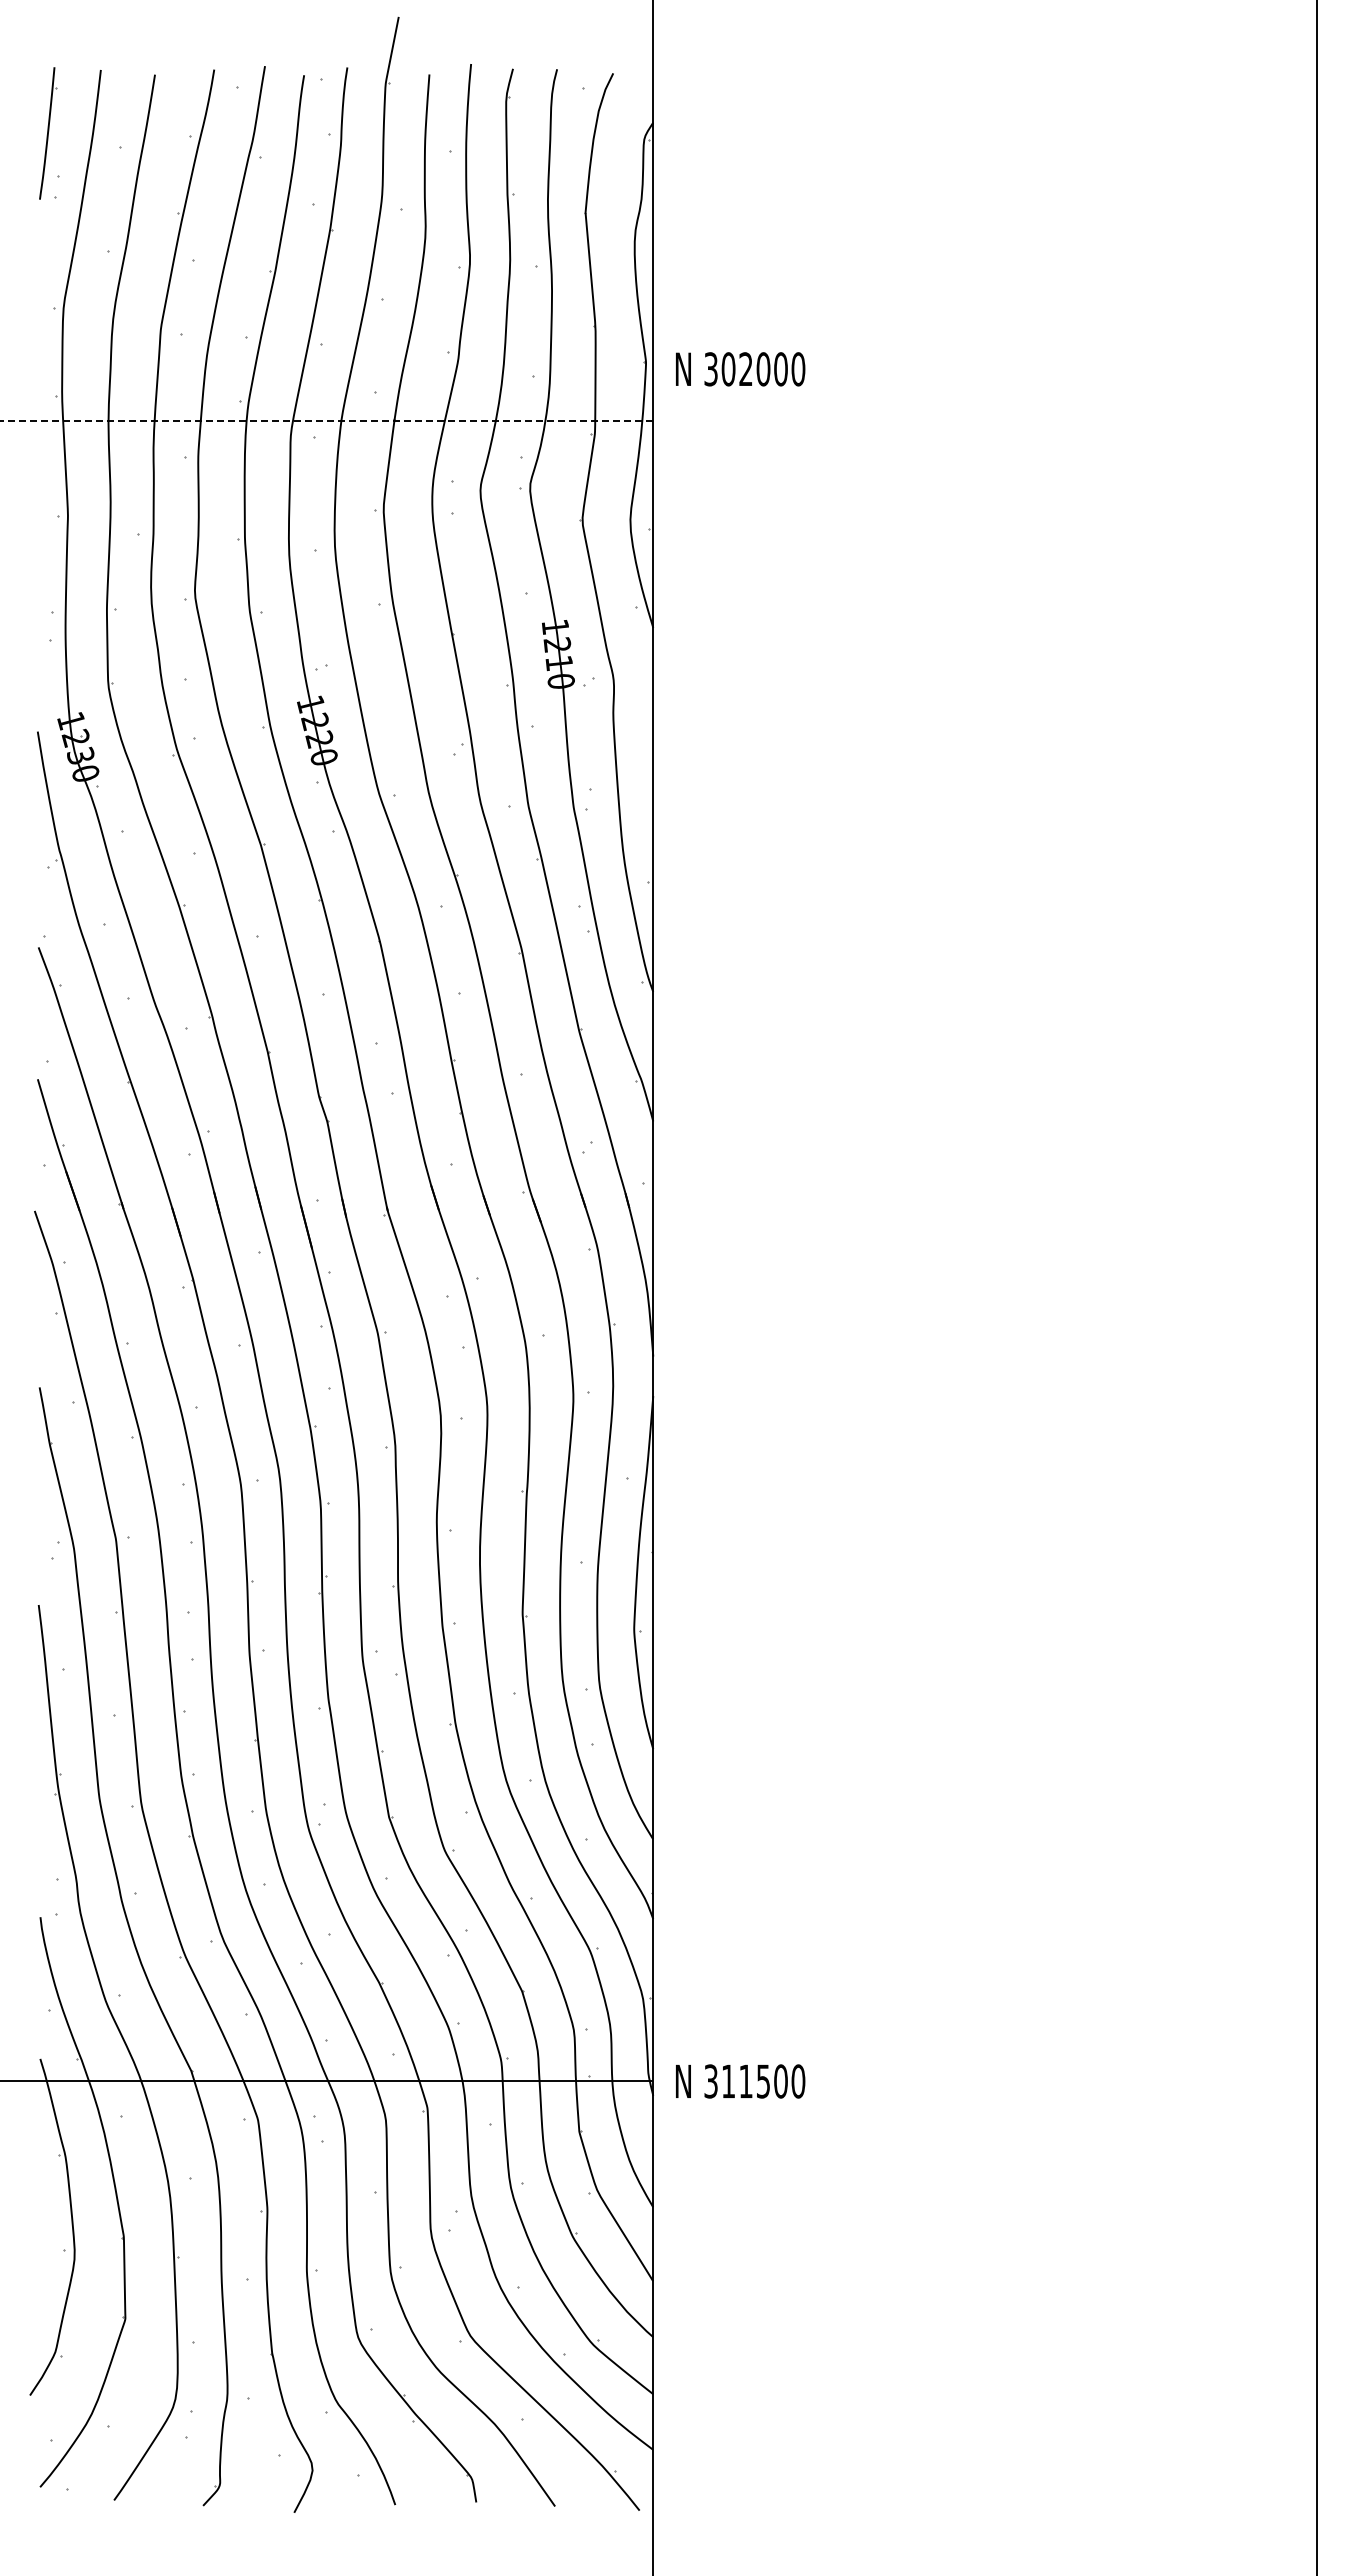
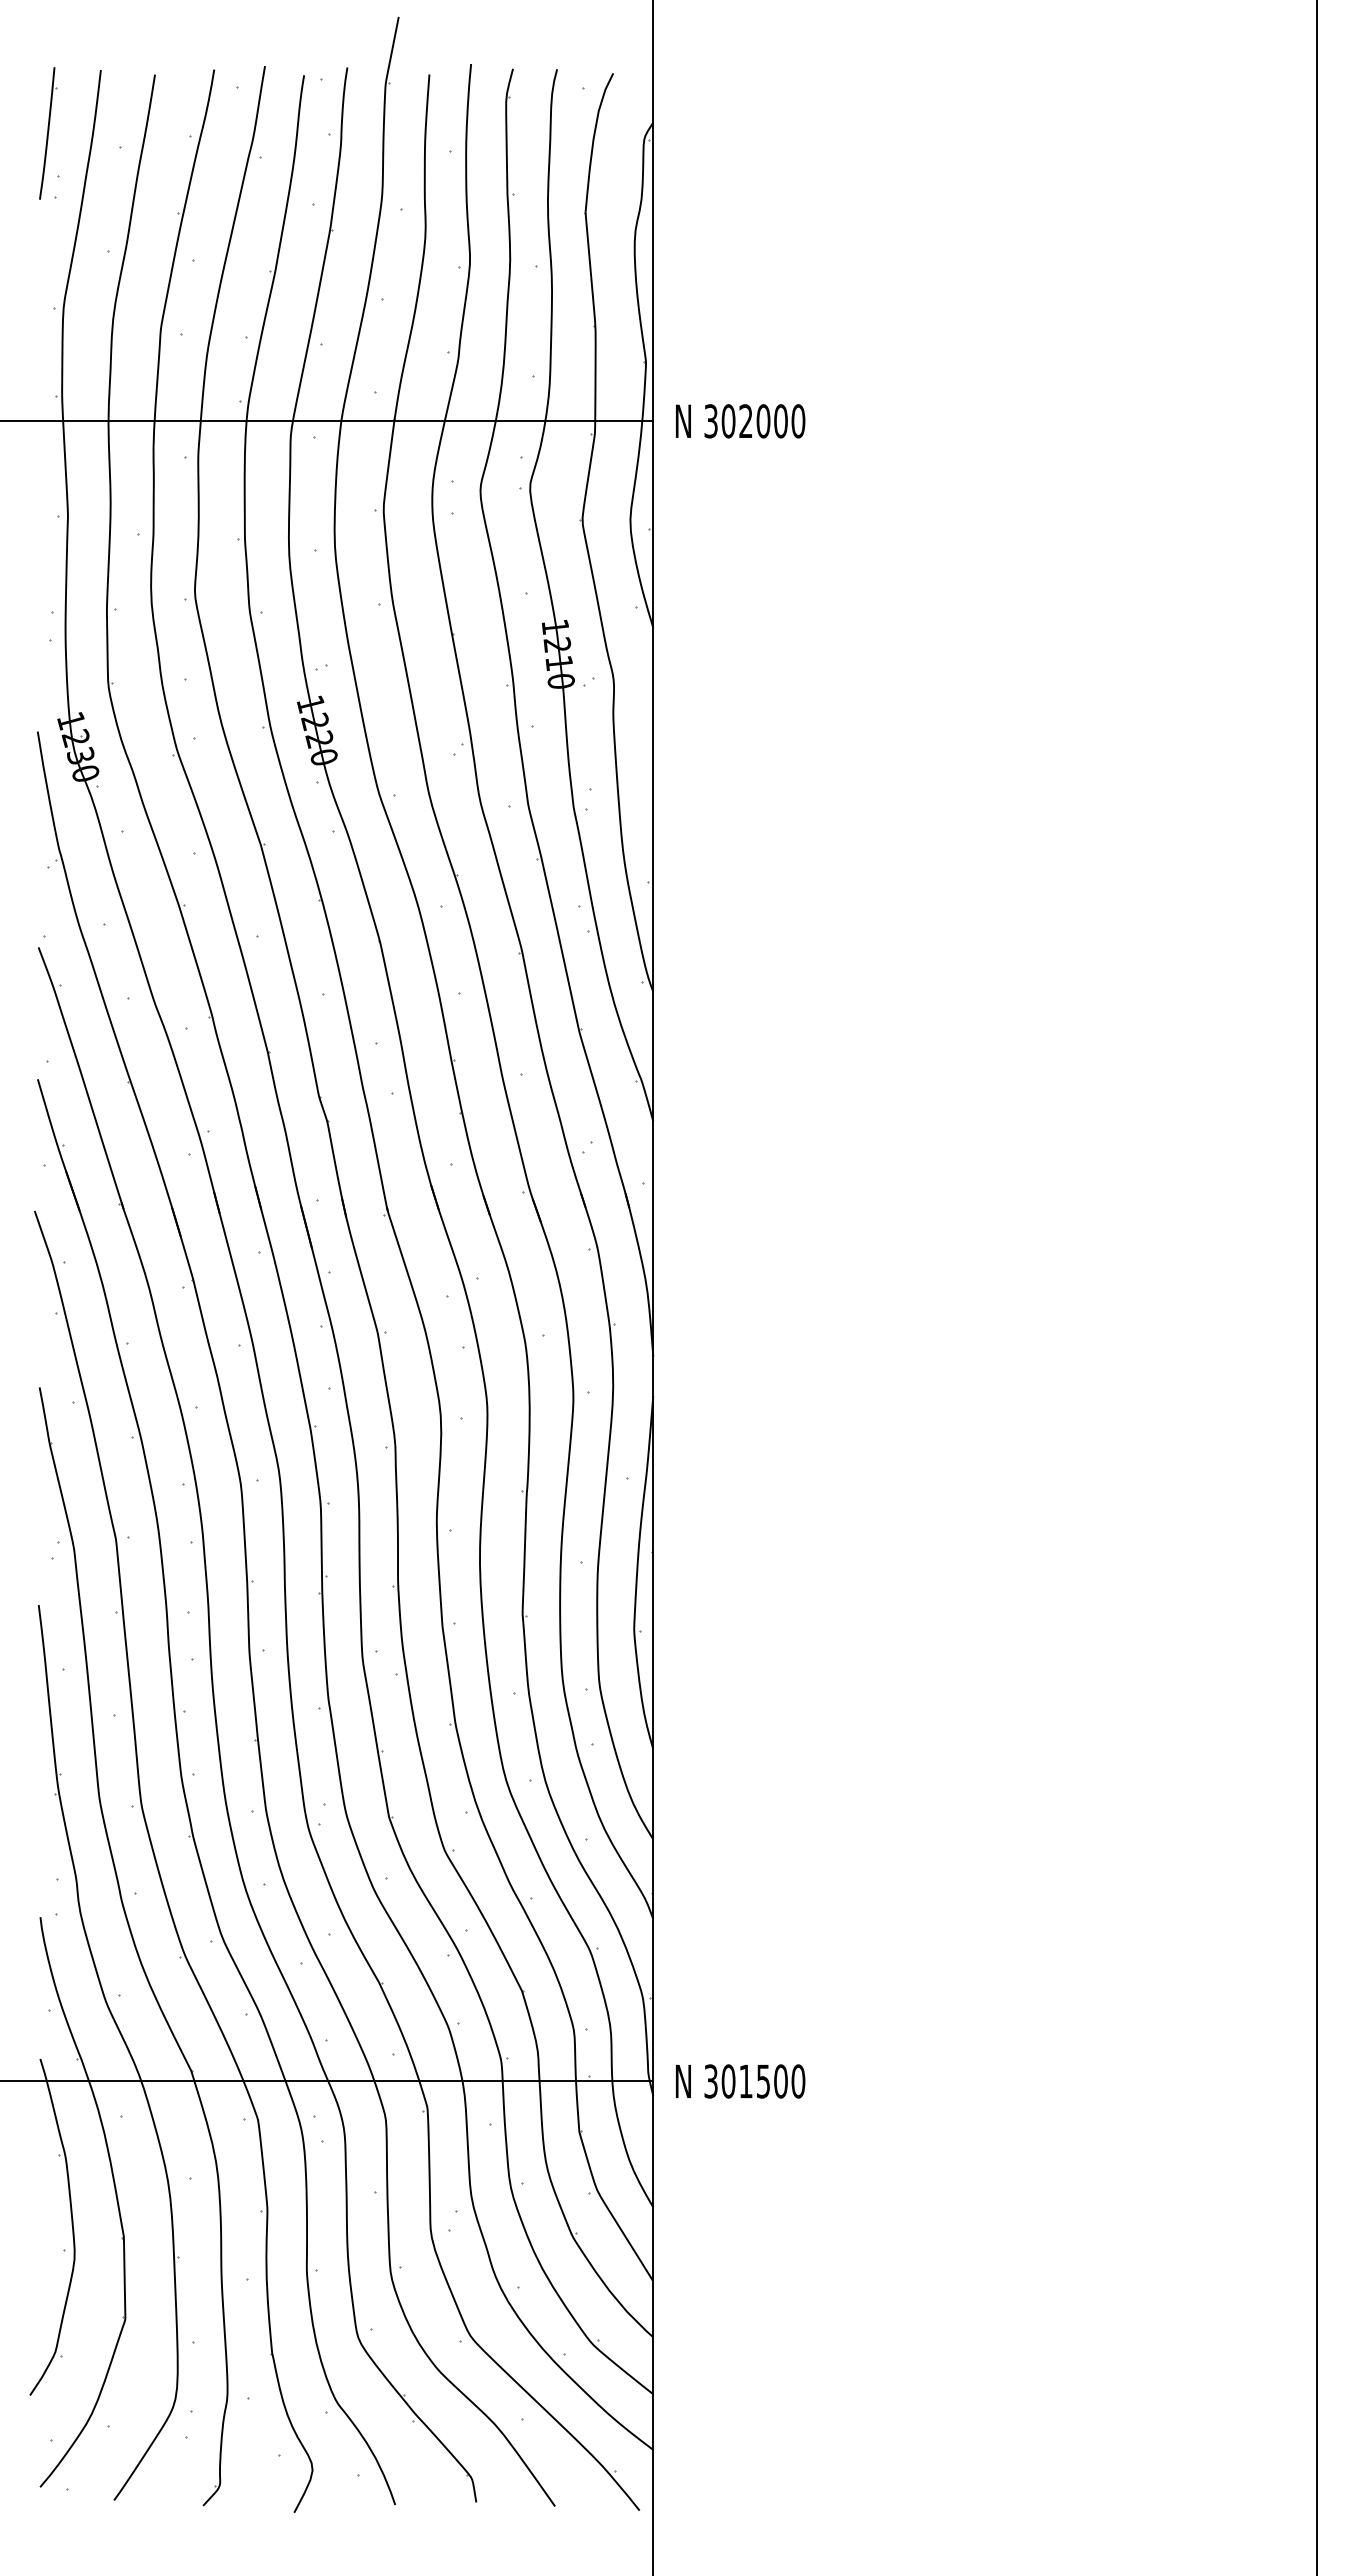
text position: (740, 369) -> (740, 421) (740, 421)
line: dashed -> solid (326, 421)
text: 311500 -> 301500 (728, 2081)
